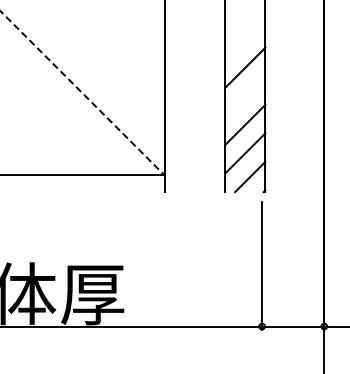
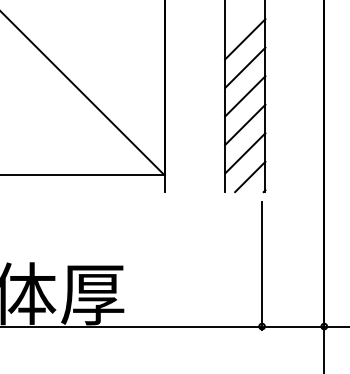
line: none -> present (245, 39)
line: dashed -> solid (82, 93)
line: none -> present (245, 96)
